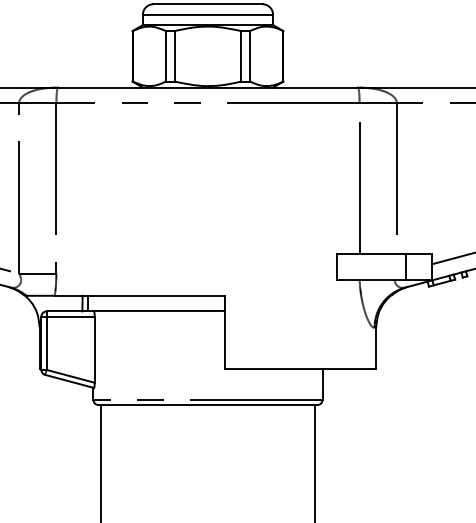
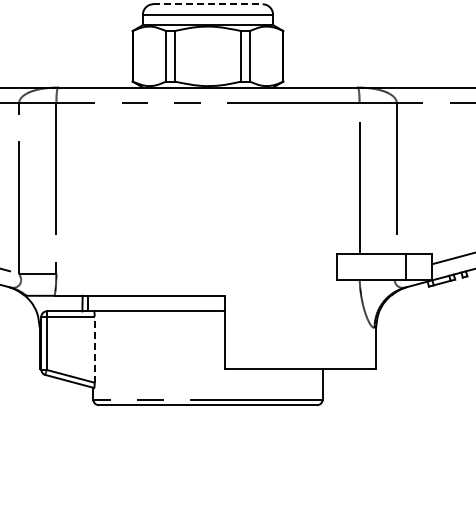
line: solid -> dashed (207, 4)
line: solid -> dashed (94, 349)
line: present -> none (101, 462)
line: present -> none (314, 462)
